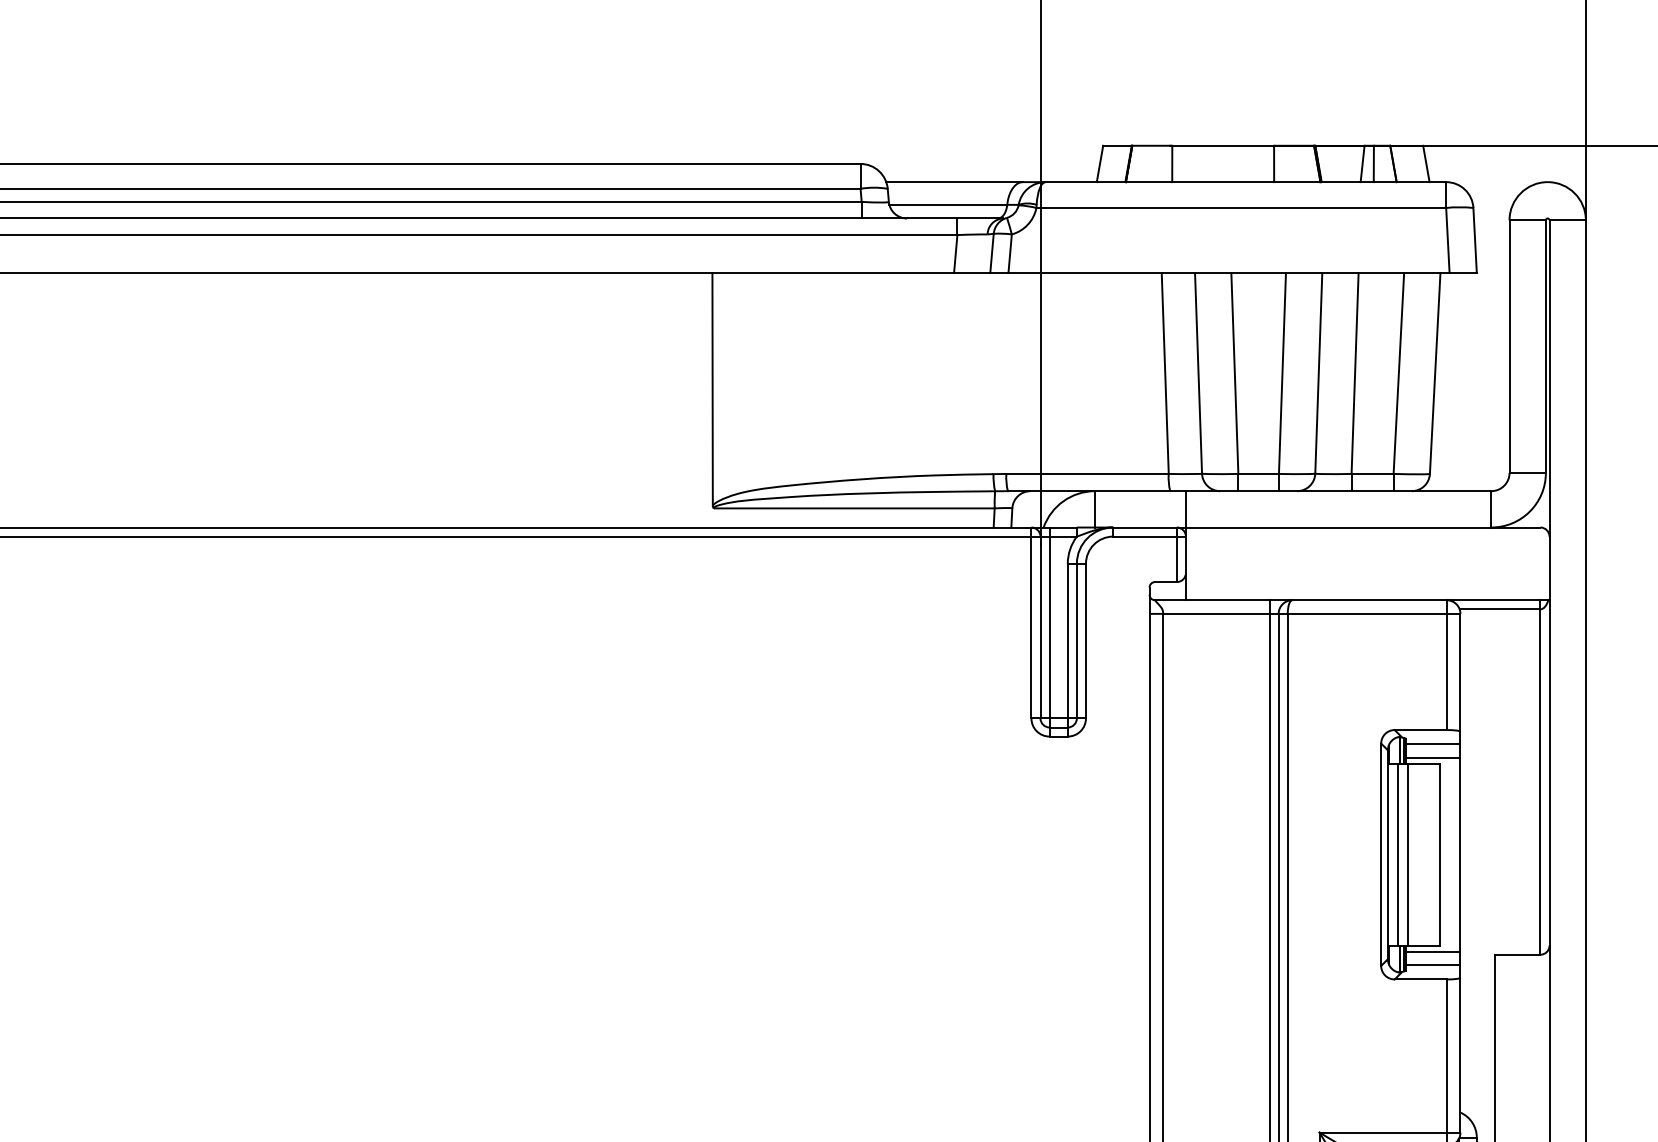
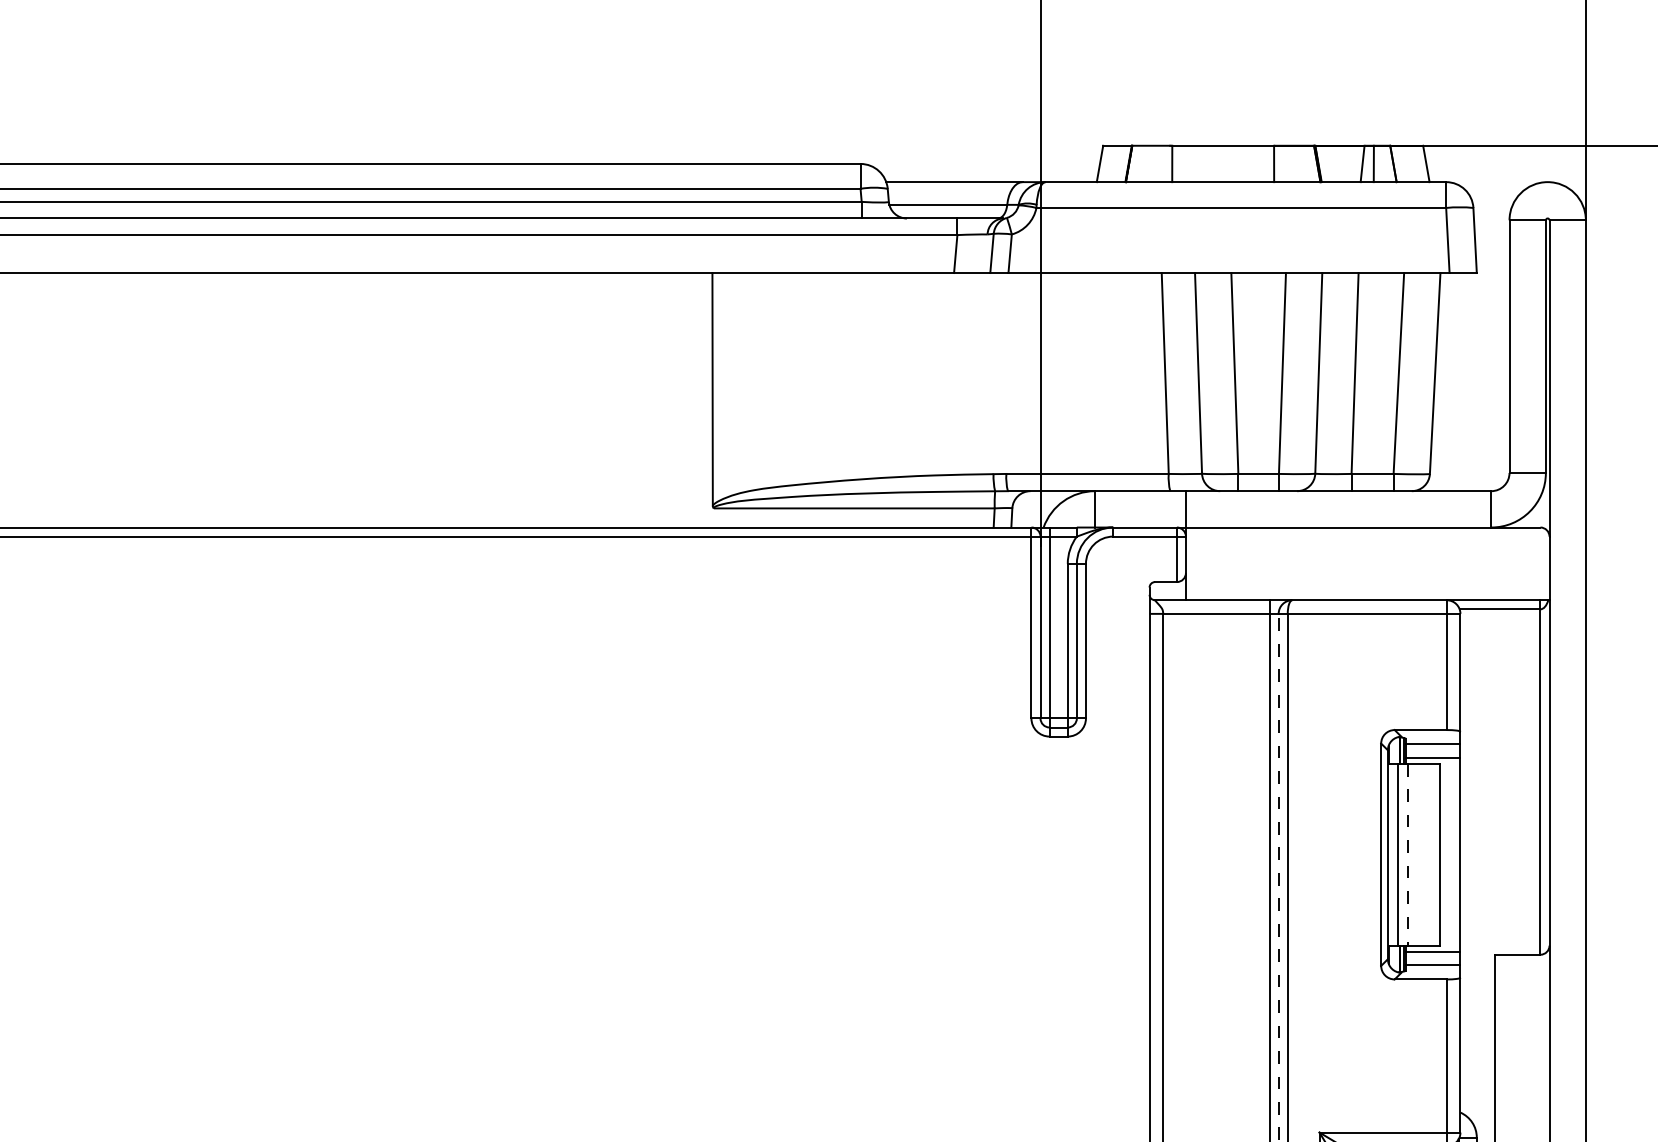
line: solid -> dashed (1408, 854)
line: solid -> dashed (1278, 877)
